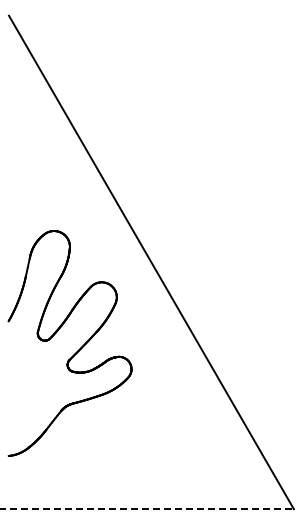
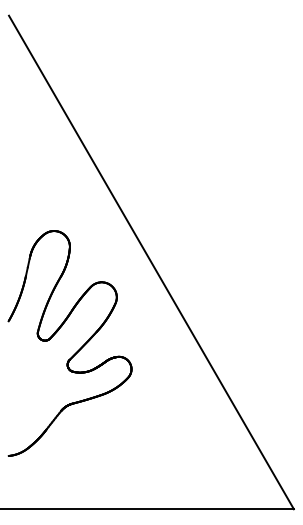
line: dashed -> solid (146, 509)
